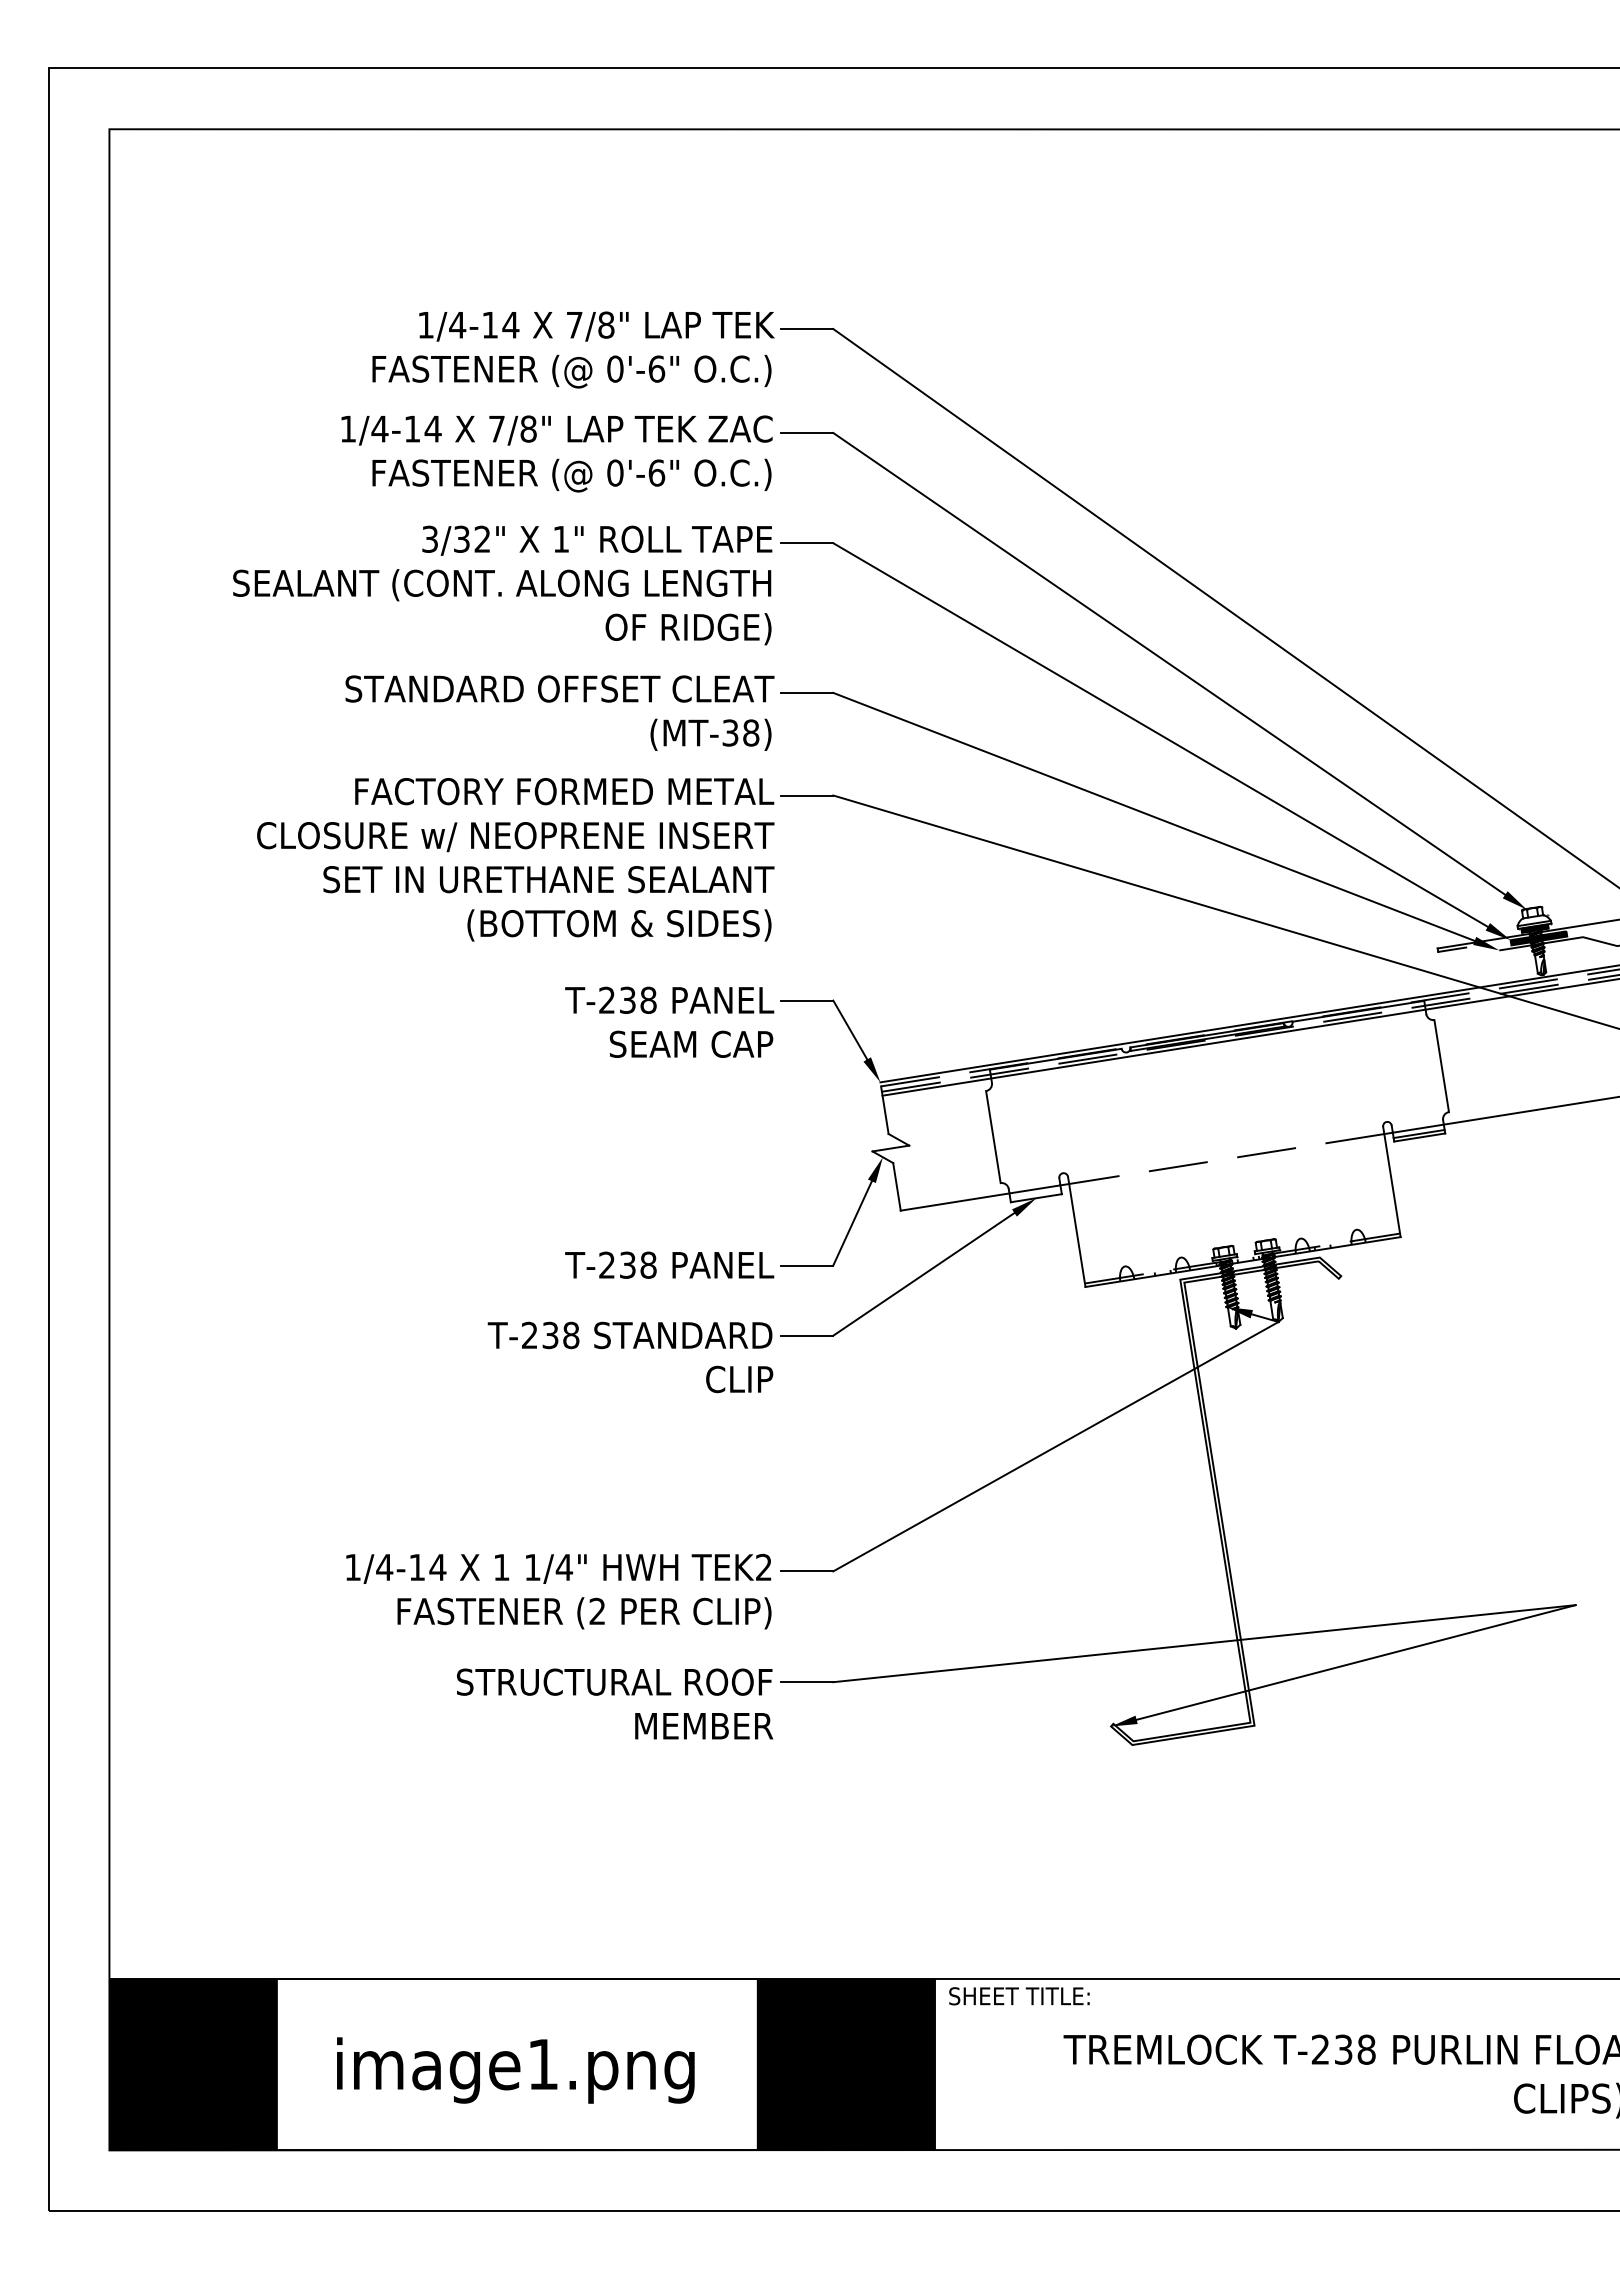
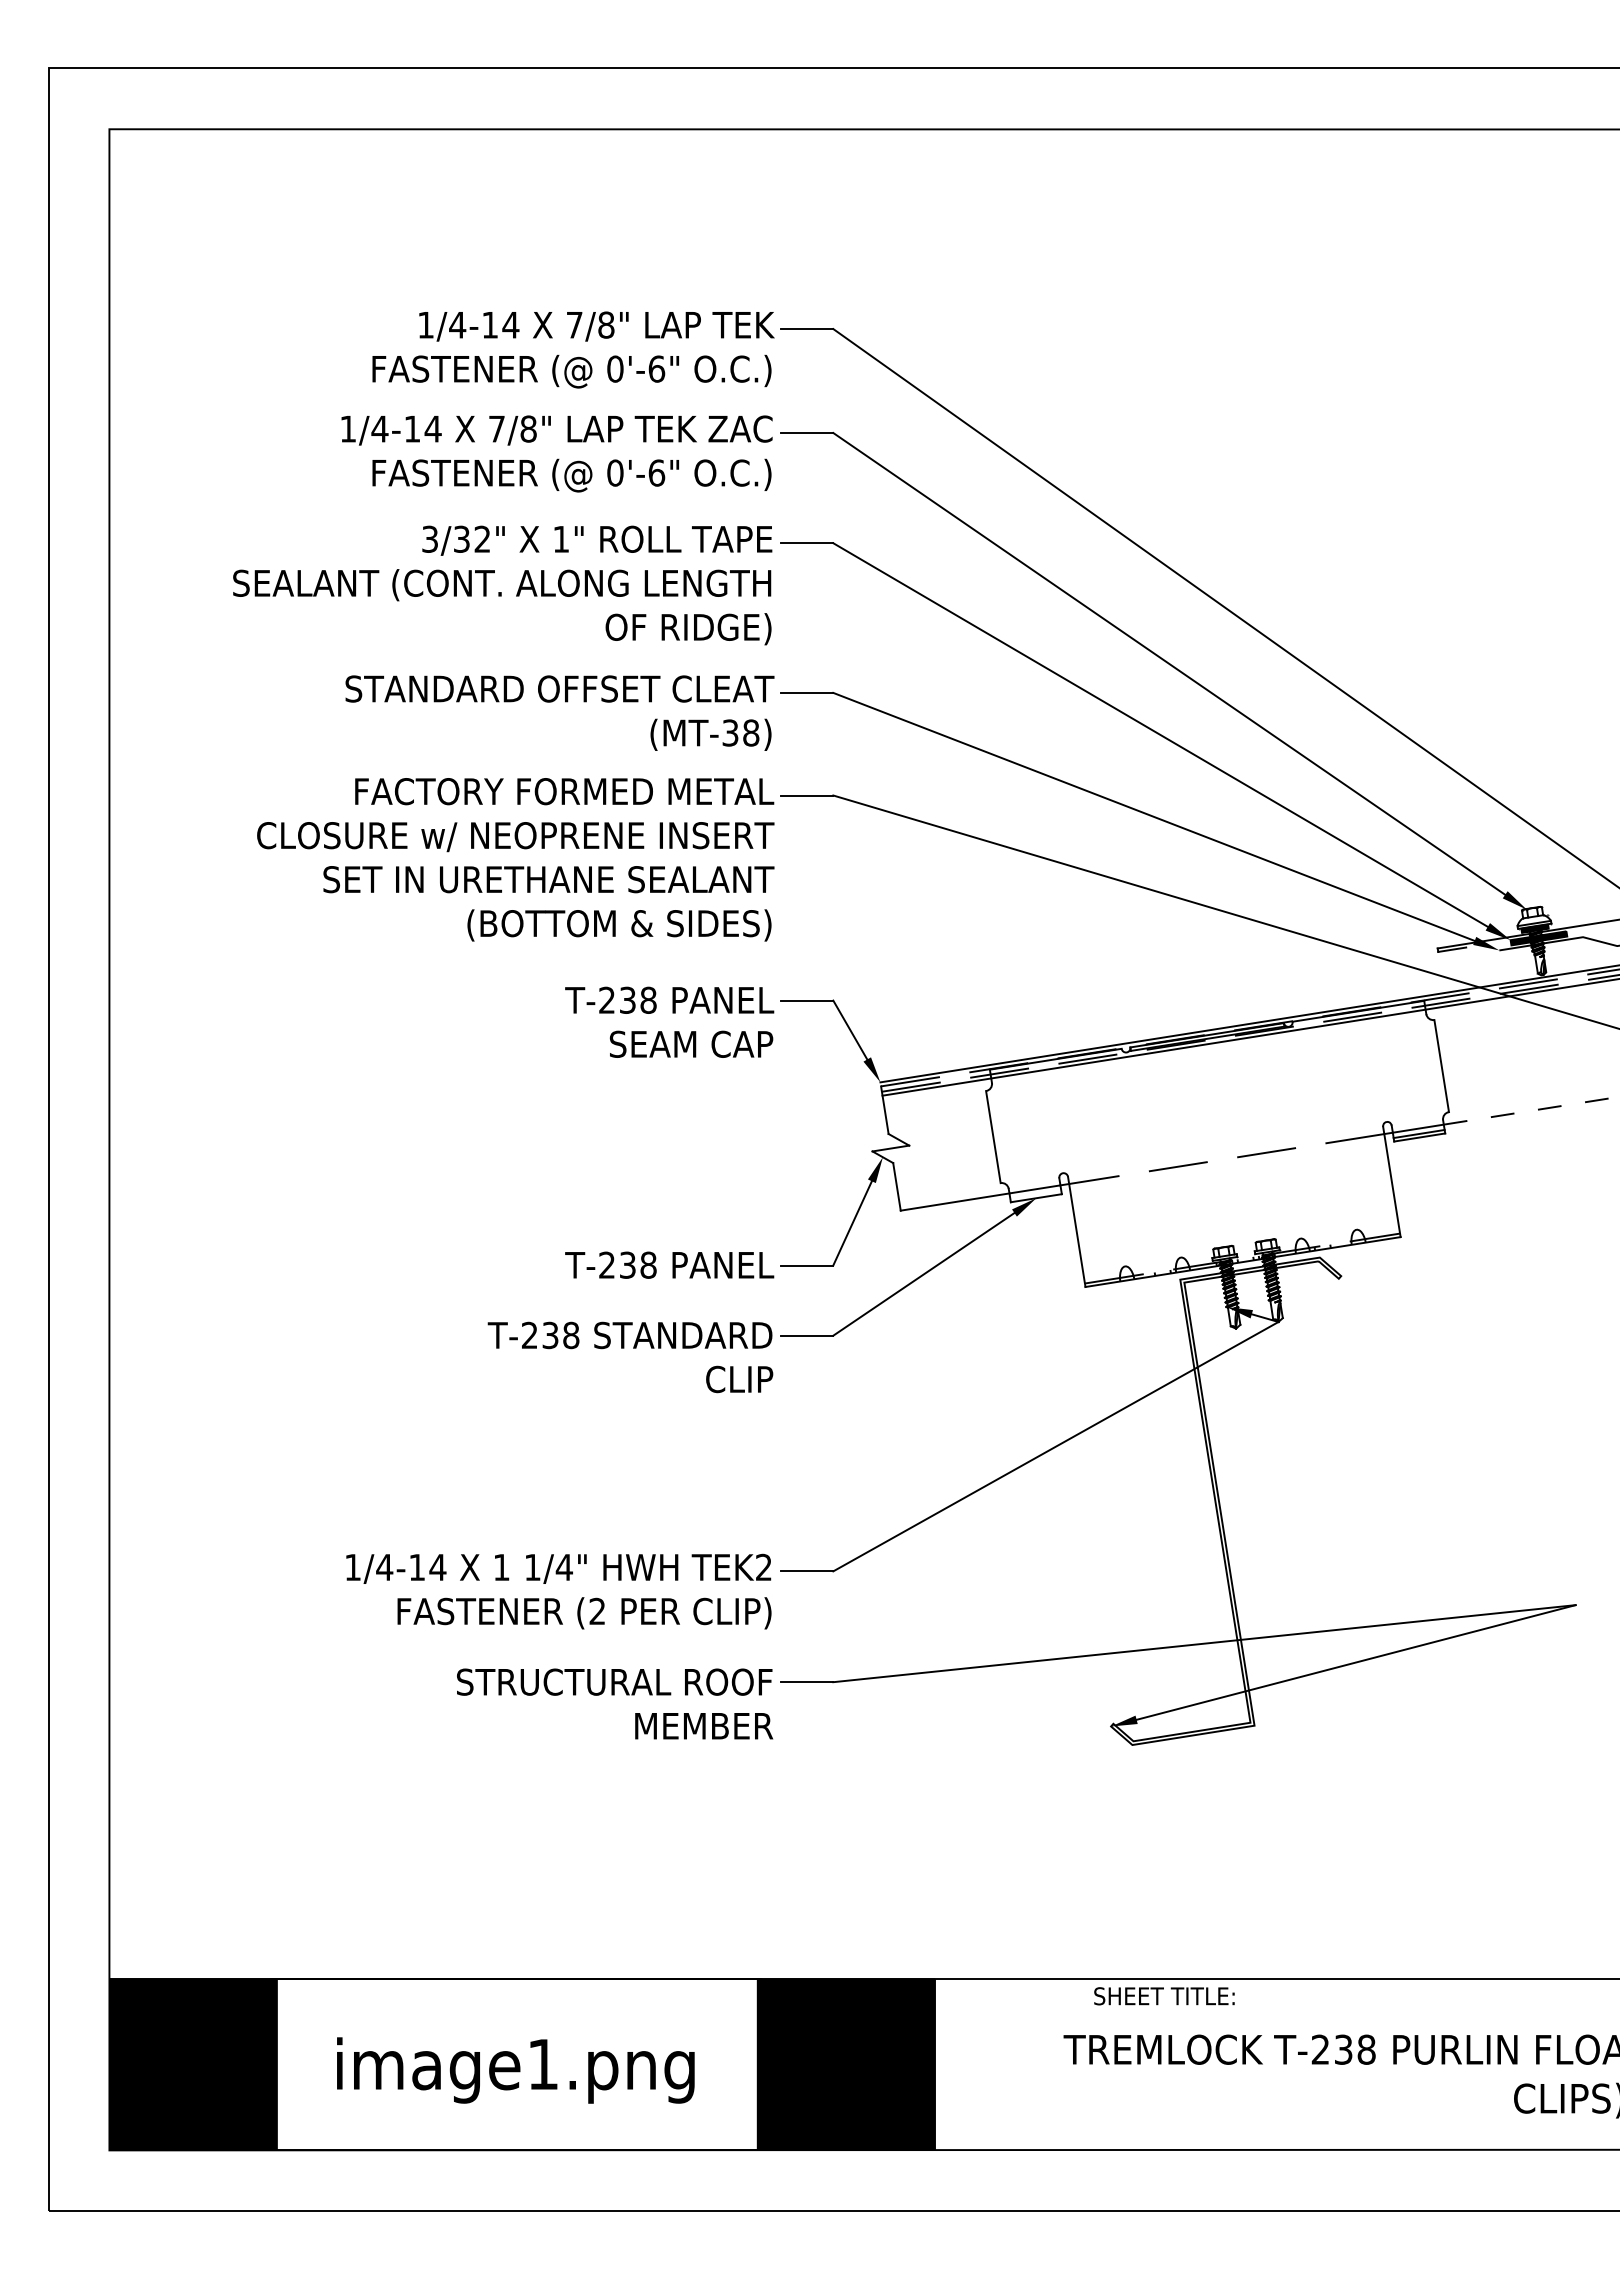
line: solid -> dashed (1531, 1110)
text position: (1019, 1996) -> (1164, 1996) (1164, 1996)
